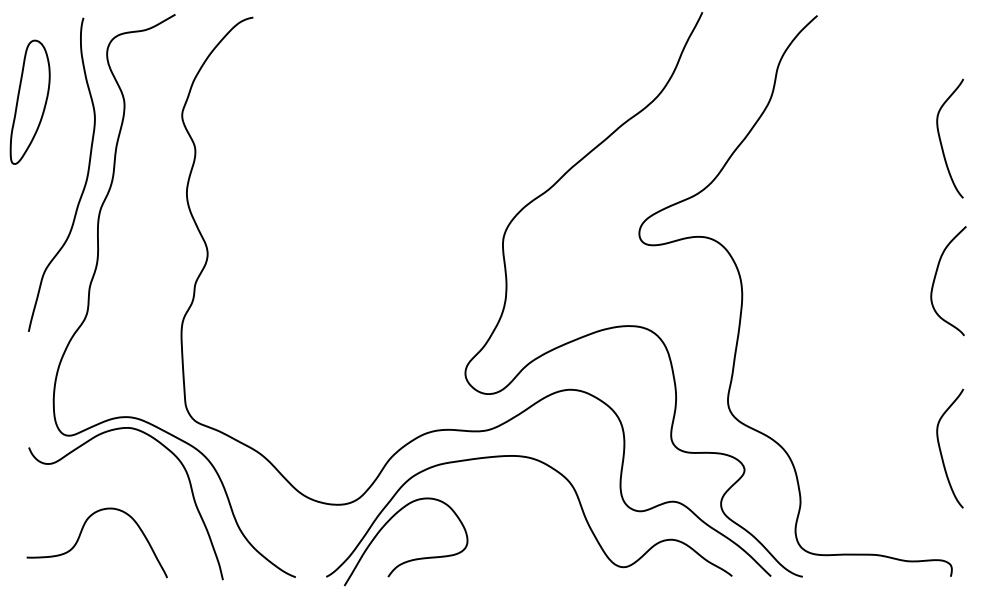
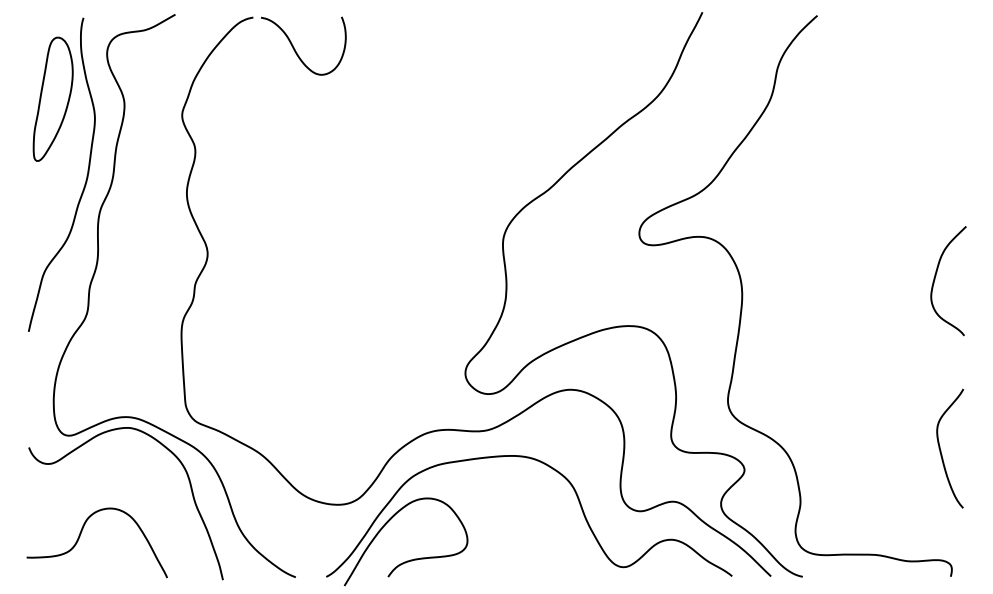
curve: none -> present (295, 49)
part position: (29, 101) -> (52, 98) (52, 98)
curve: present -> none (941, 140)
